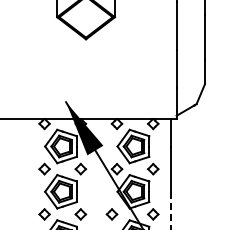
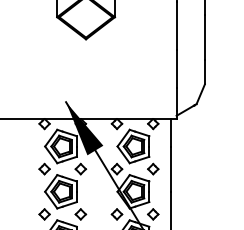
line: dashed -> solid (171, 210)
part position: (111, 214) -> (116, 214) (116, 214)
